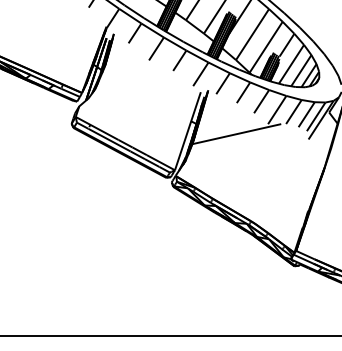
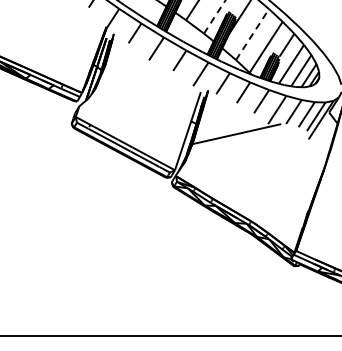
line: solid -> dashed (214, 16)
line: solid -> dashed (252, 34)
